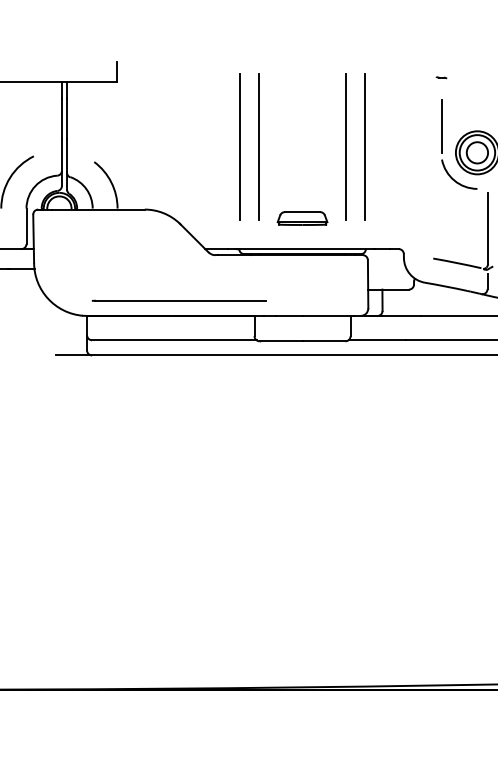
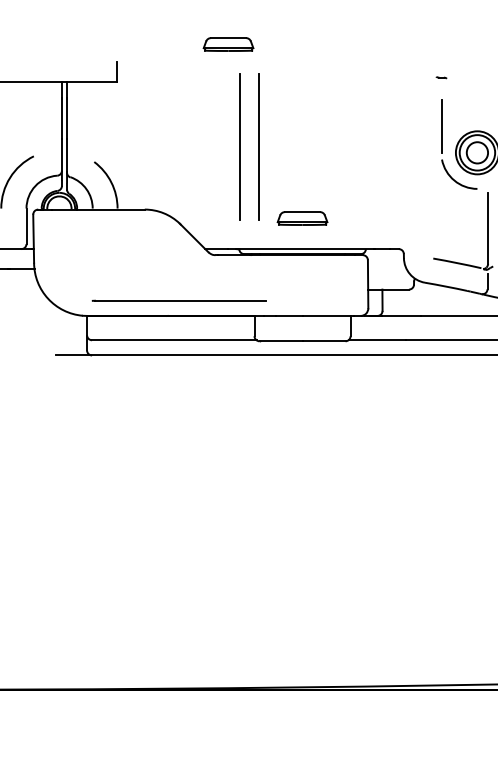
part: none -> present (228, 44)
line: present -> none (346, 146)
line: present -> none (365, 146)
